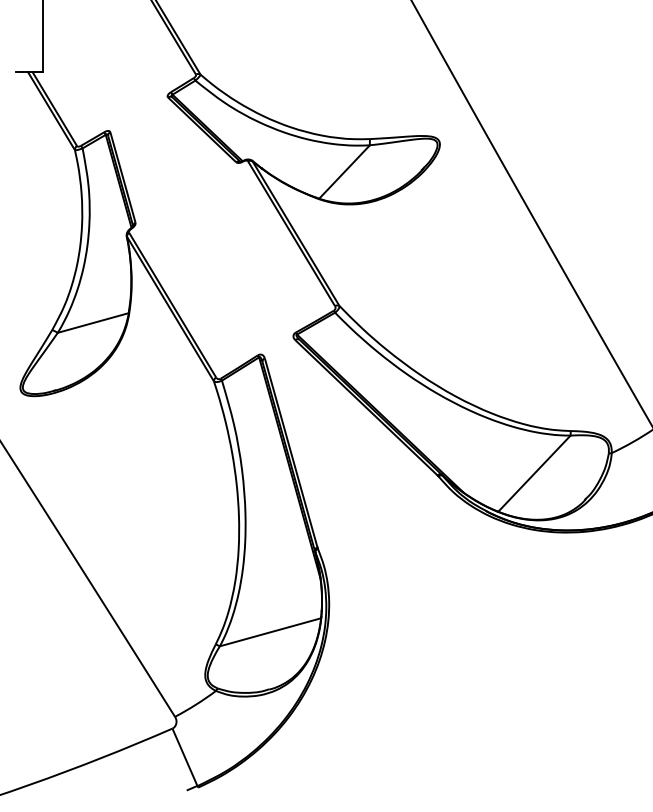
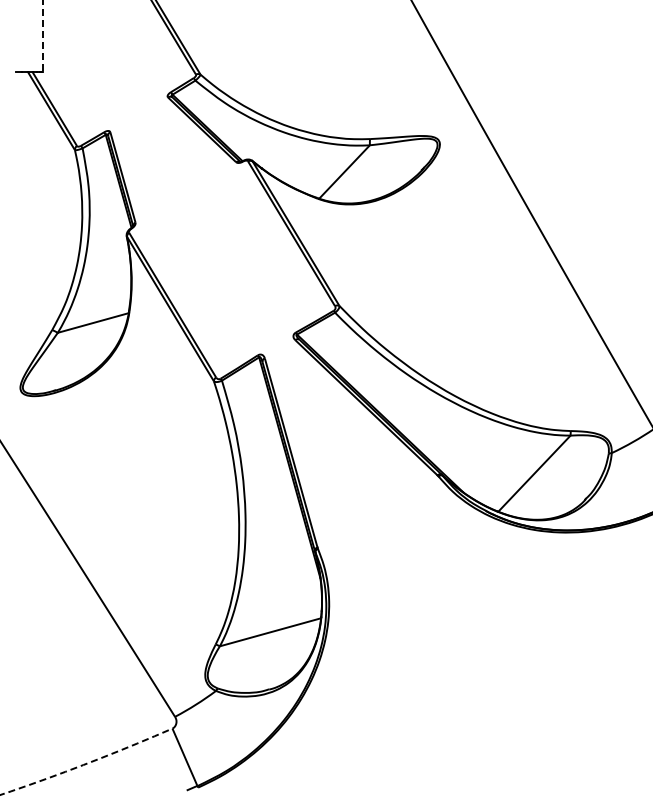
line: solid -> dashed (42, 35)
arc: solid -> dashed (87, 763)
